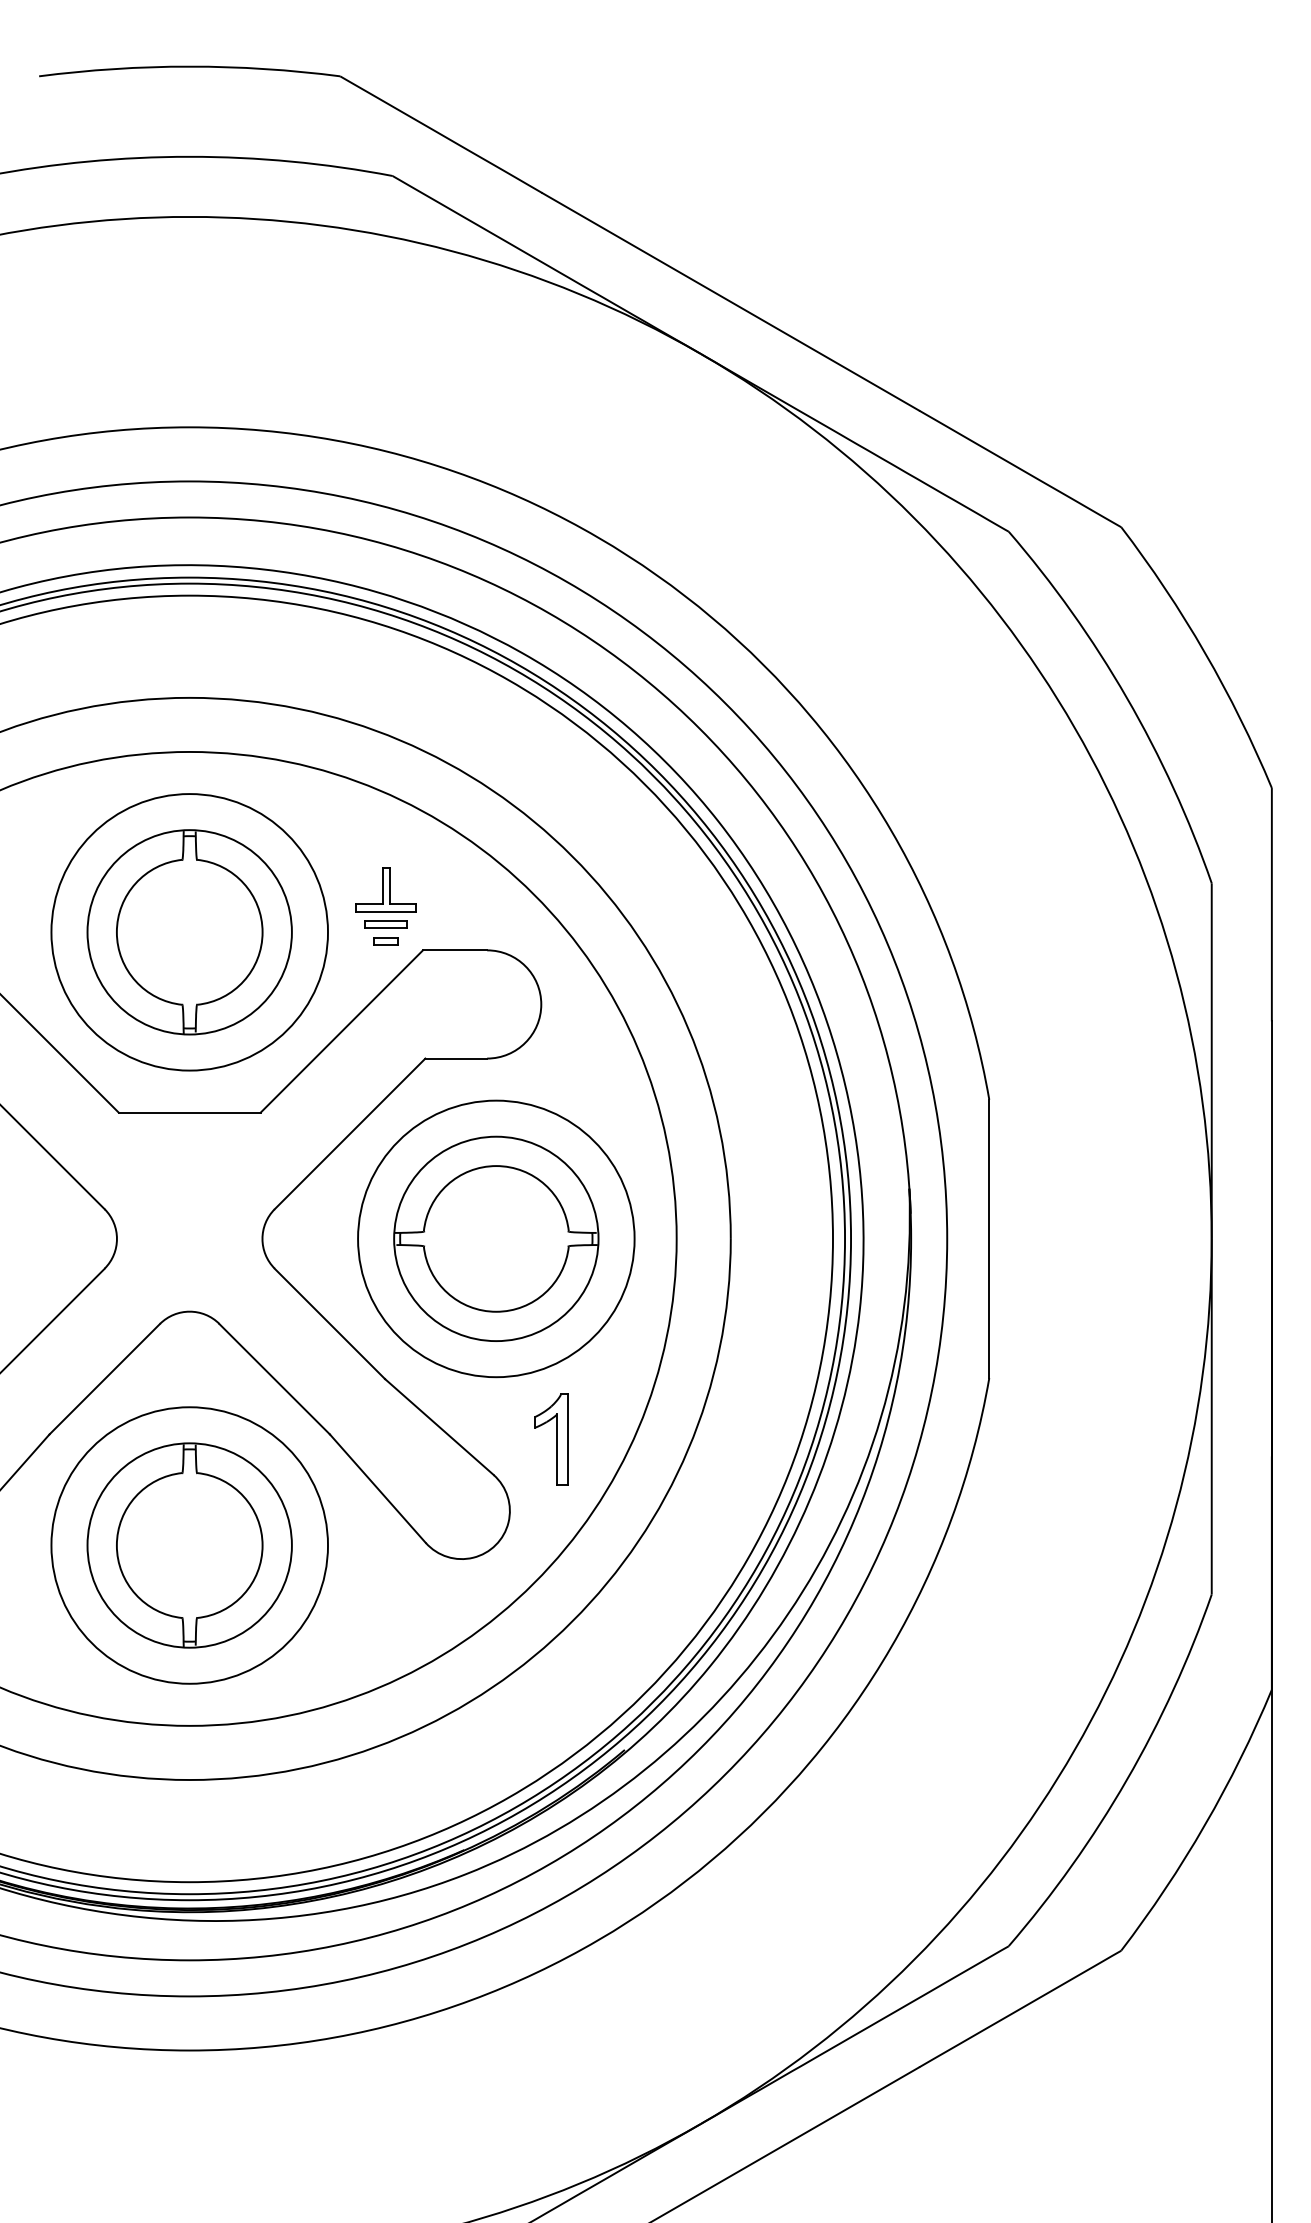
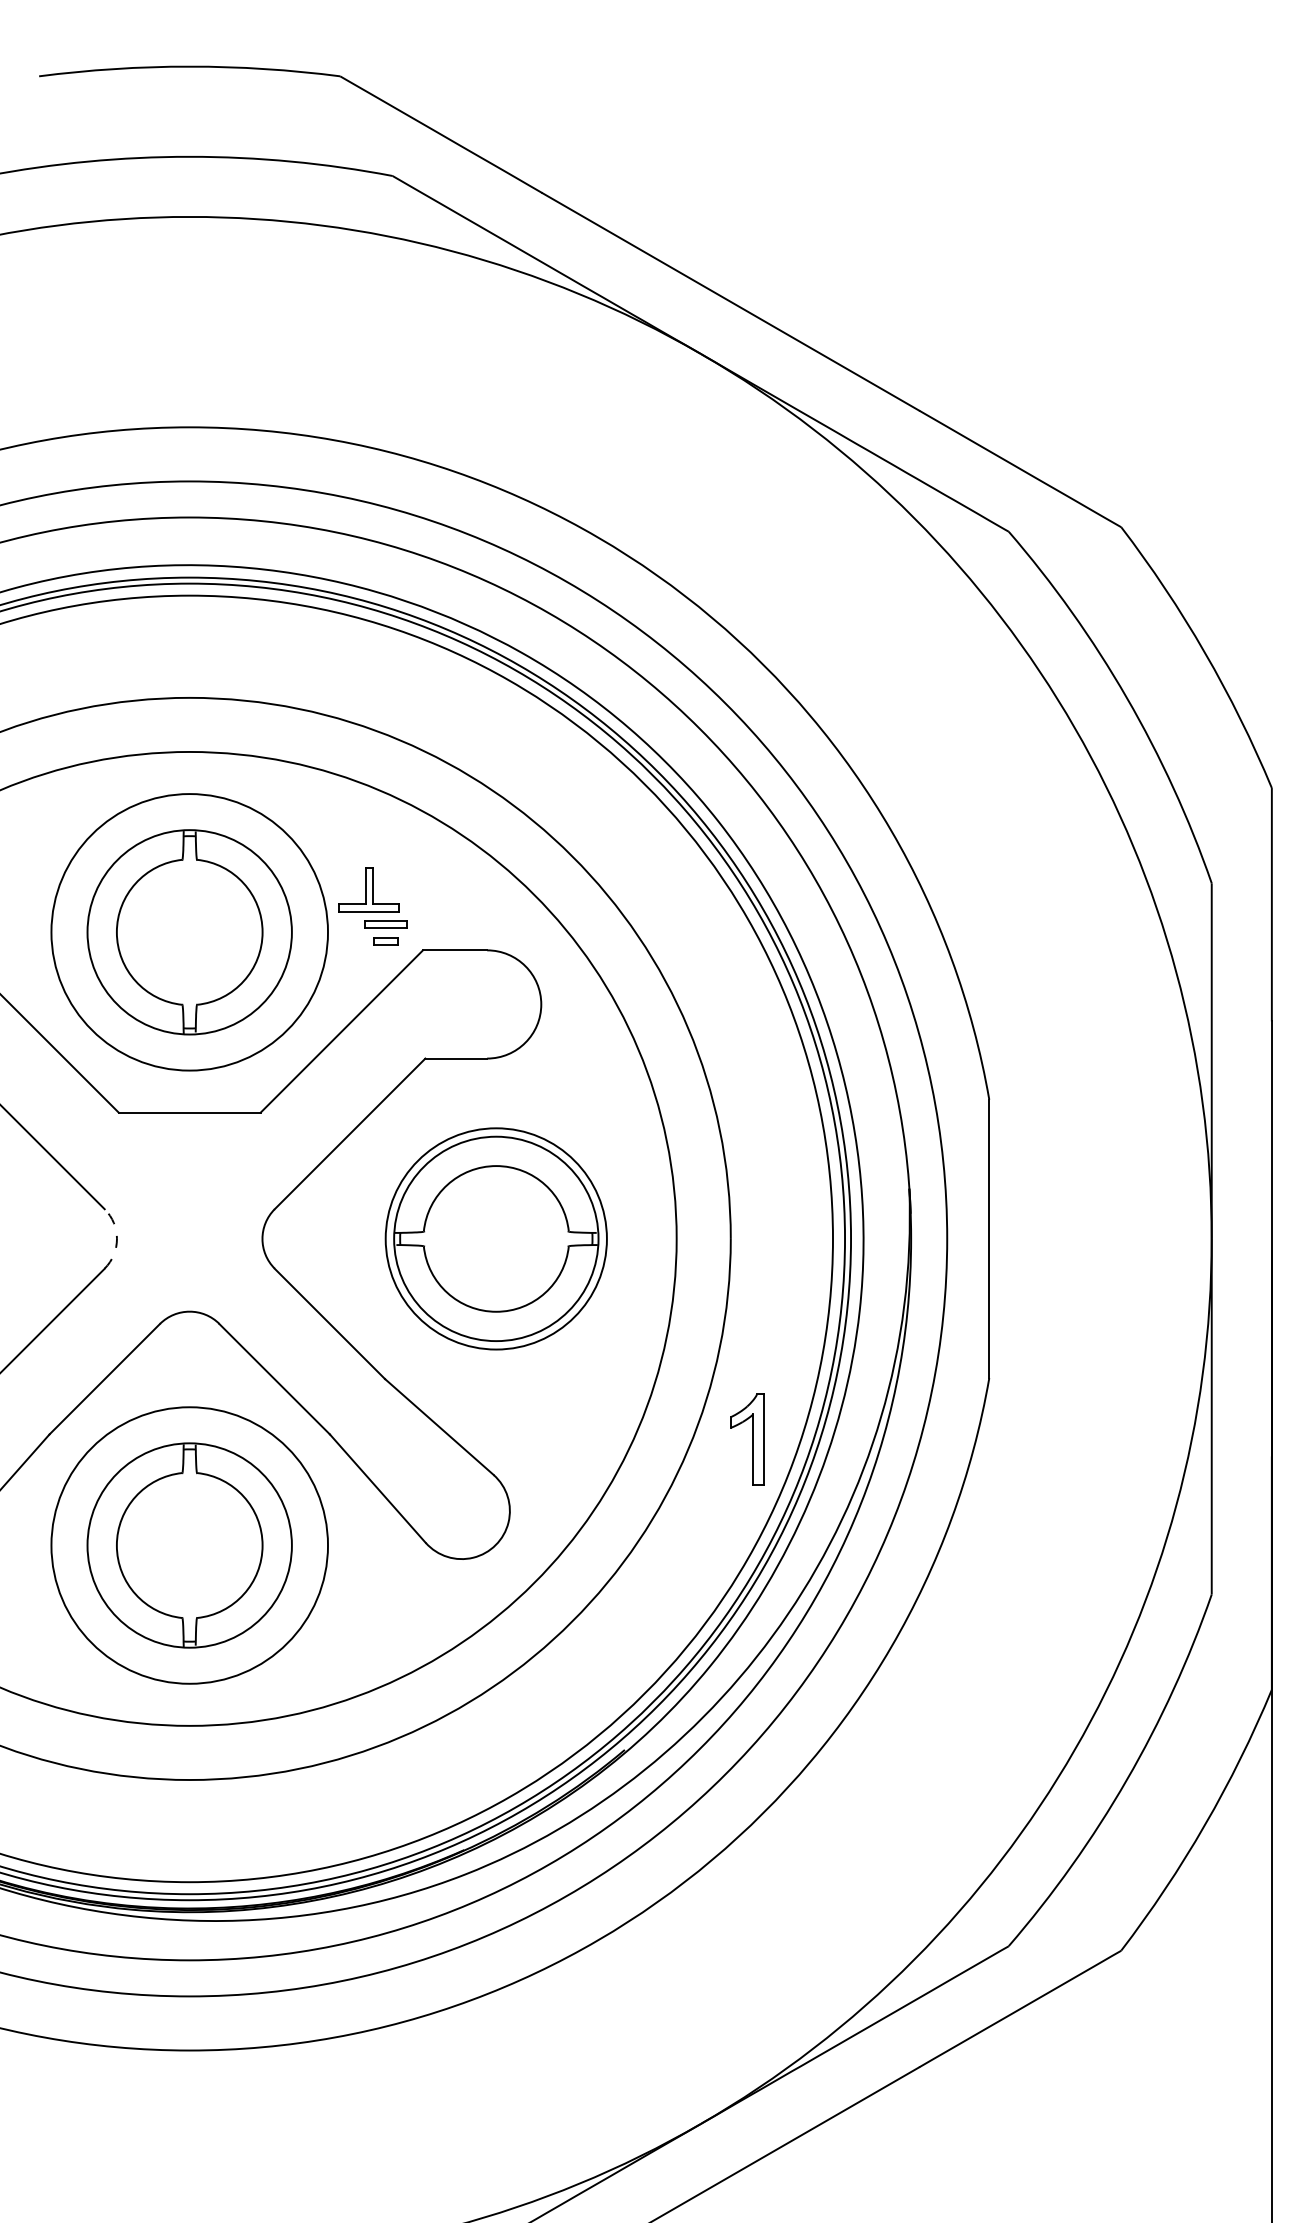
part position: (385, 889) -> (368, 889) (368, 889)
arc: solid -> dashed (116, 1238)
circle diameter: 277 px -> 221 px (495, 1238)
part position: (551, 1439) -> (747, 1439) (747, 1439)
